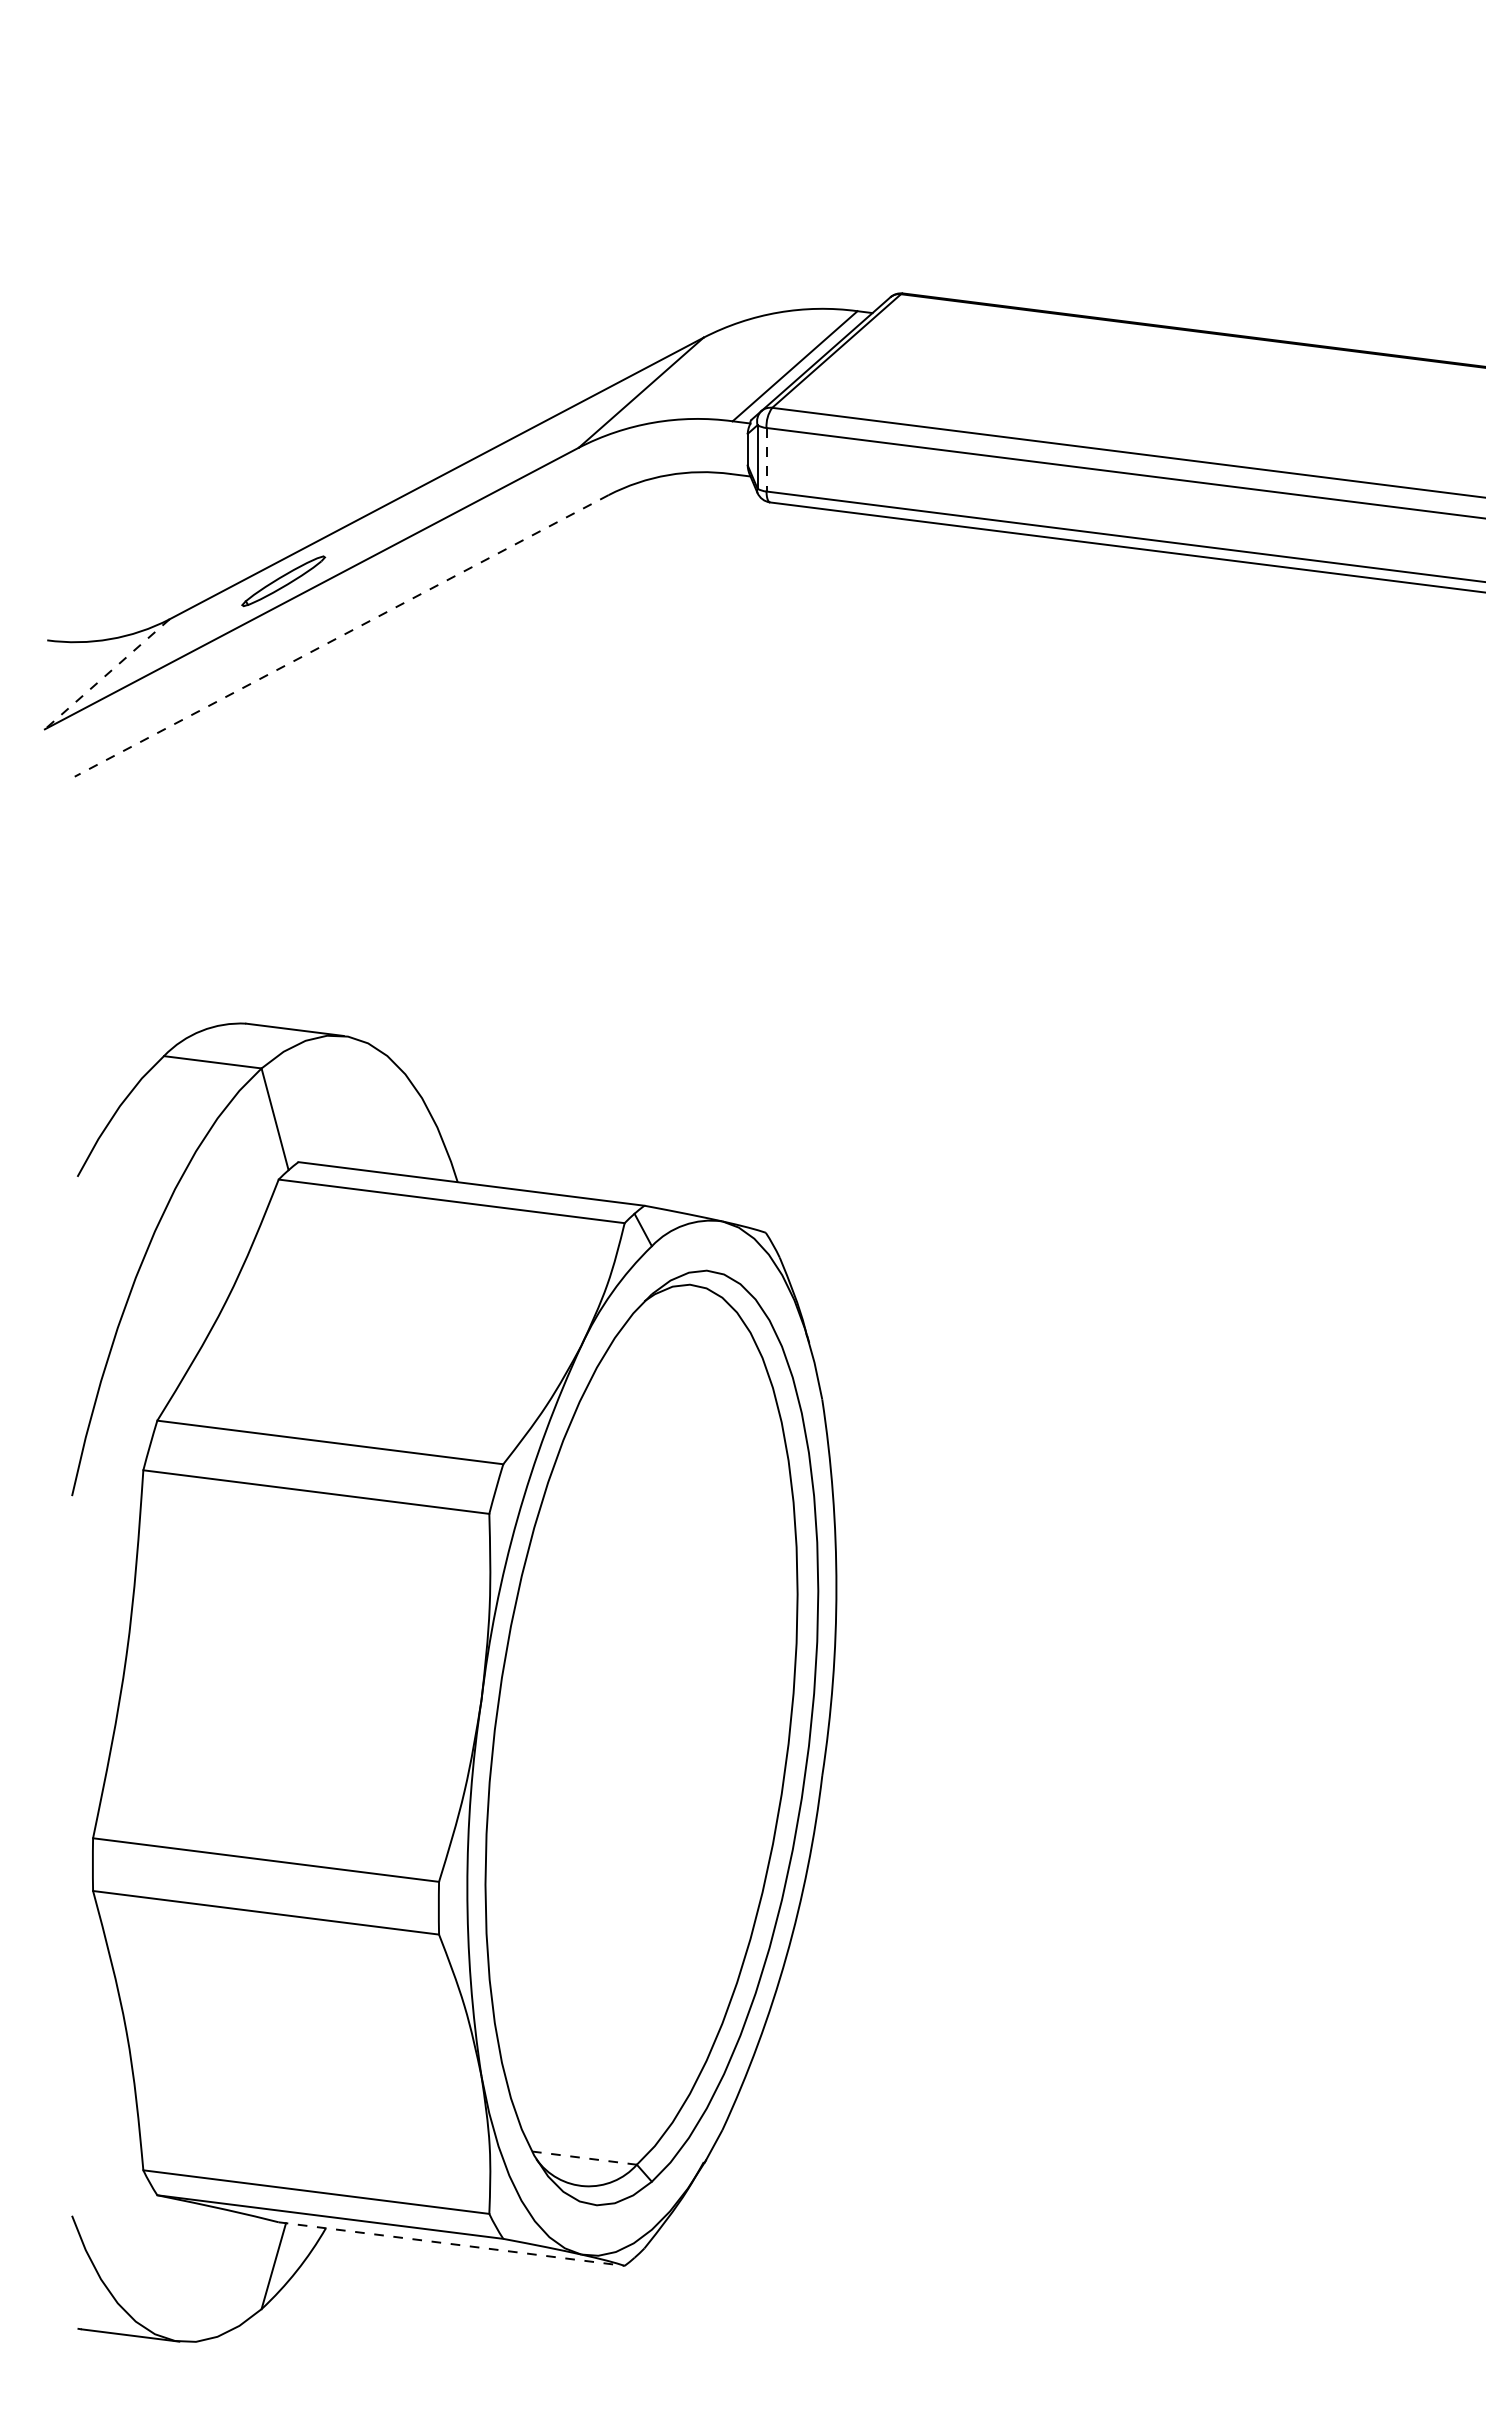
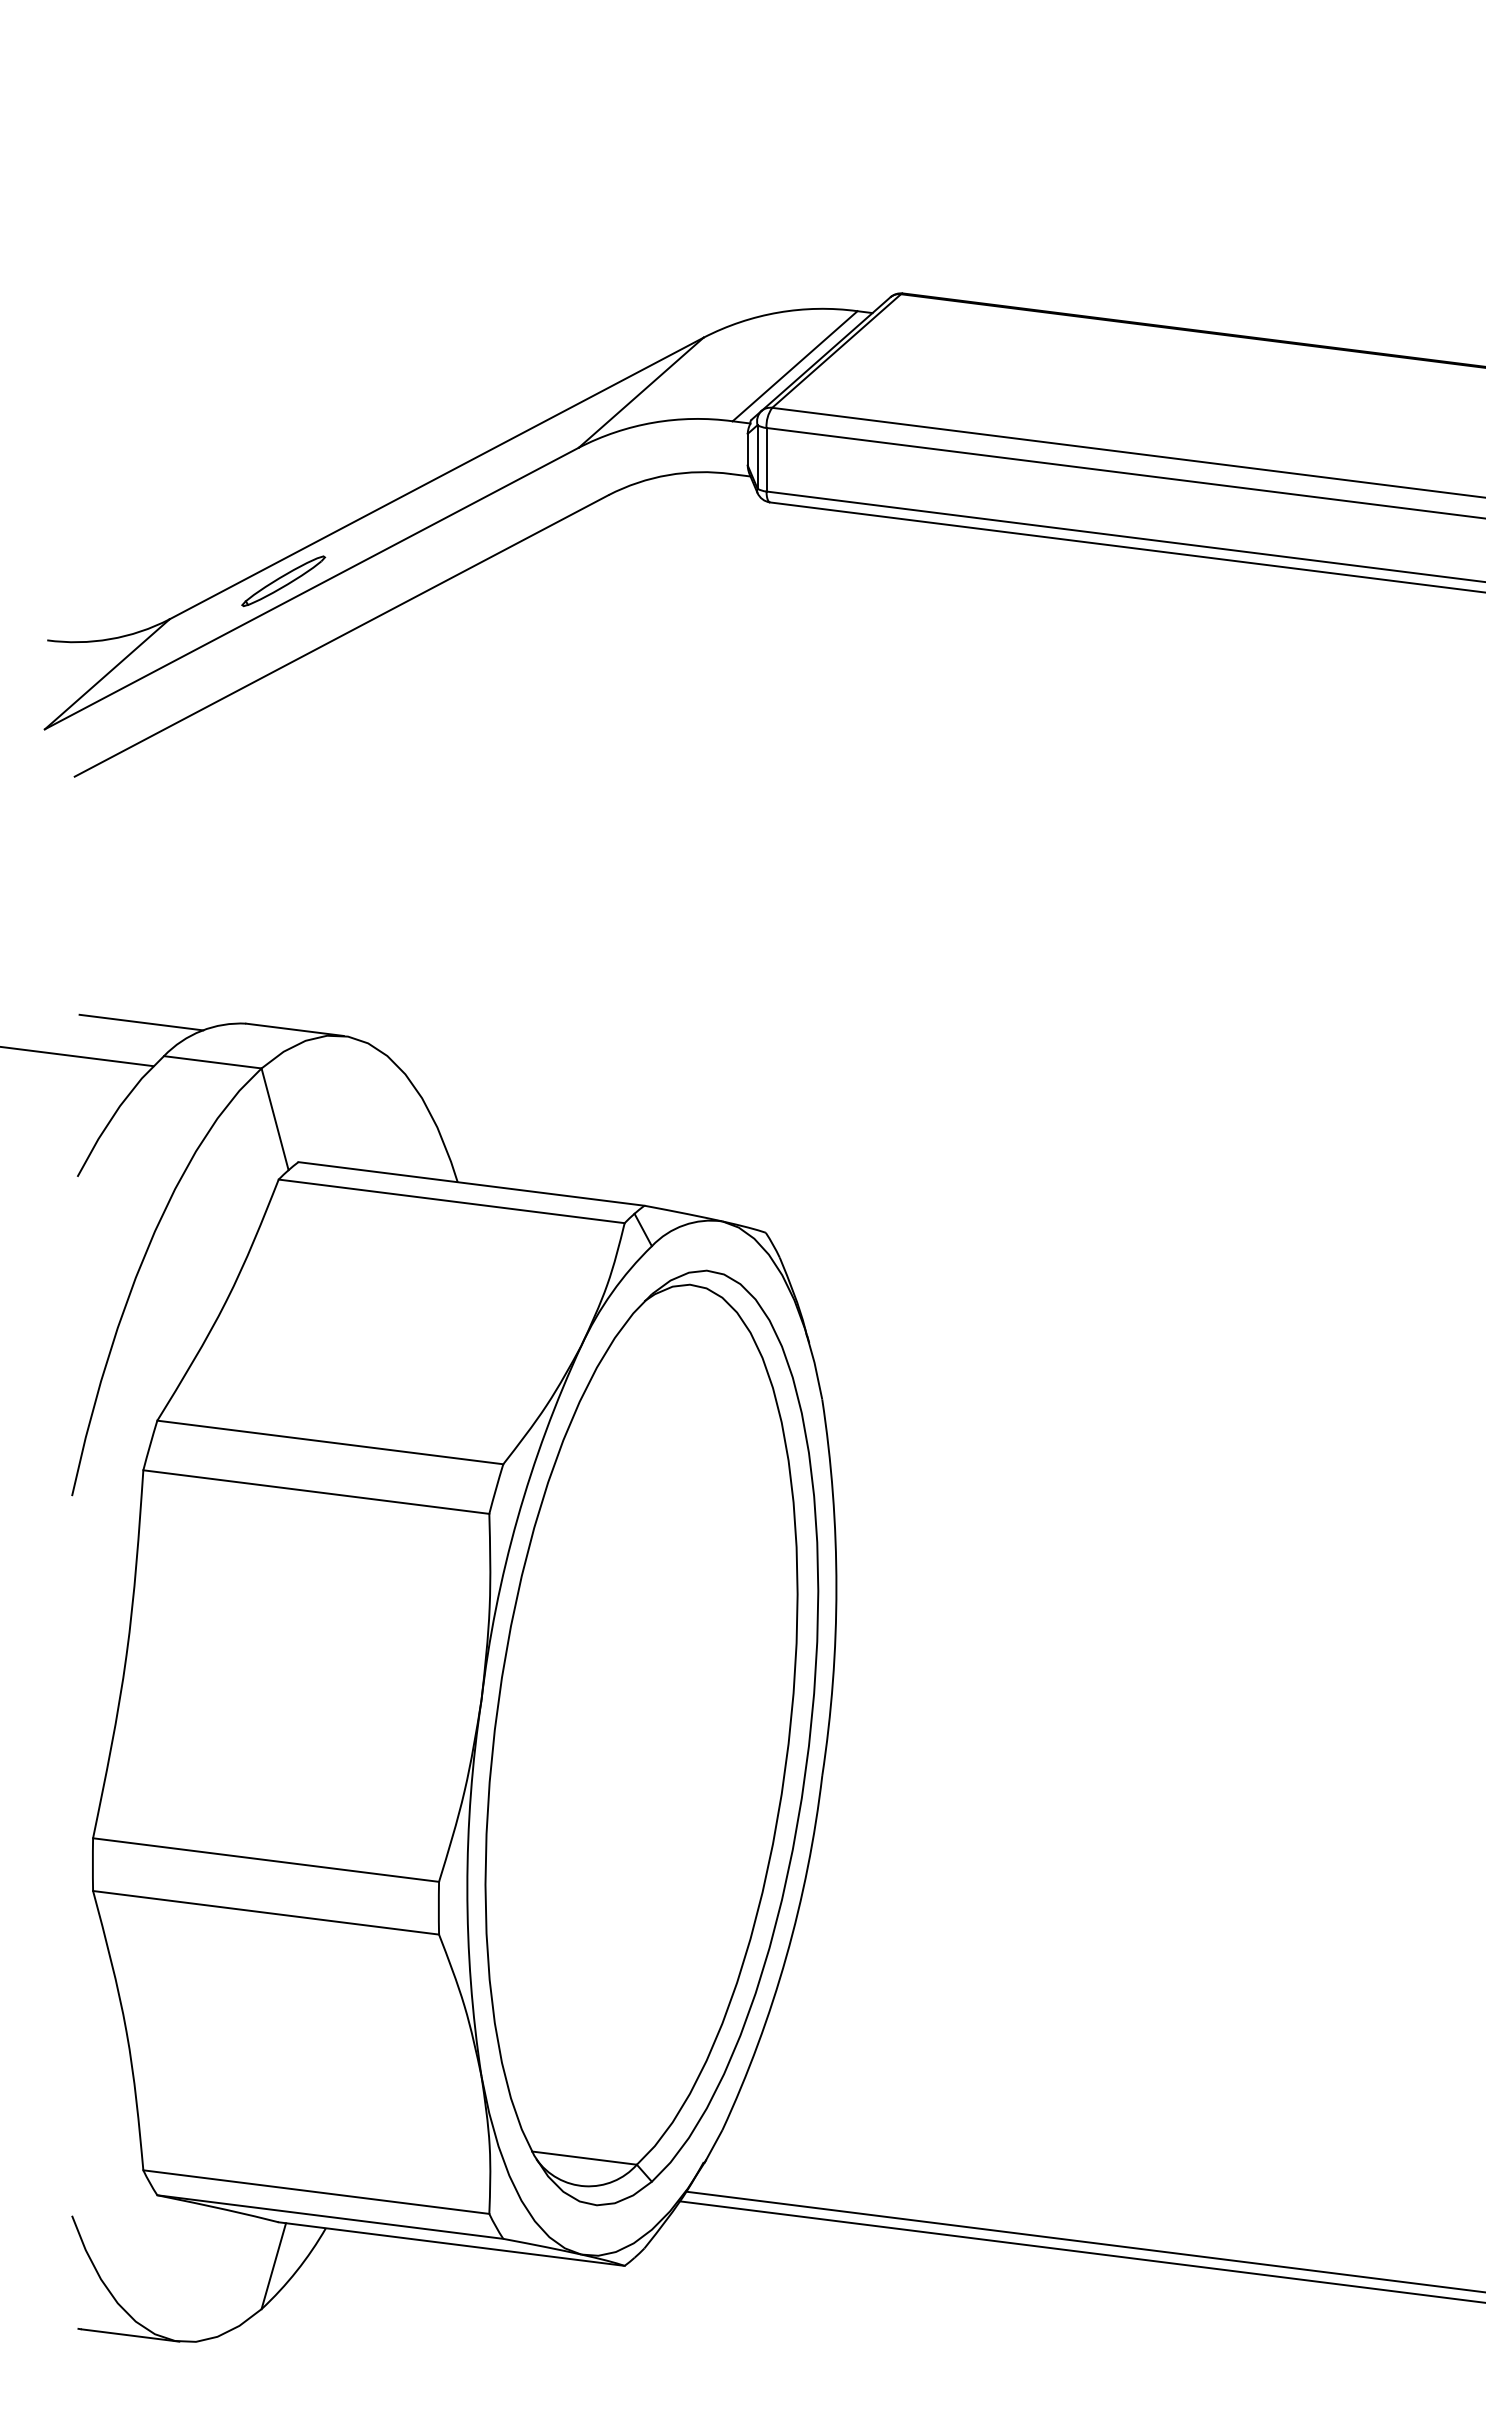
line: dashed -> solid (766, 459)
line: dashed -> solid (341, 635)
line: dashed -> solid (106, 674)
line: none -> present (141, 1022)
line: none -> present (77, 1056)
line: dashed -> solid (584, 2158)
line: none -> present (1084, 2241)
line: dashed -> solid (452, 2244)
line: none -> present (1080, 2251)
